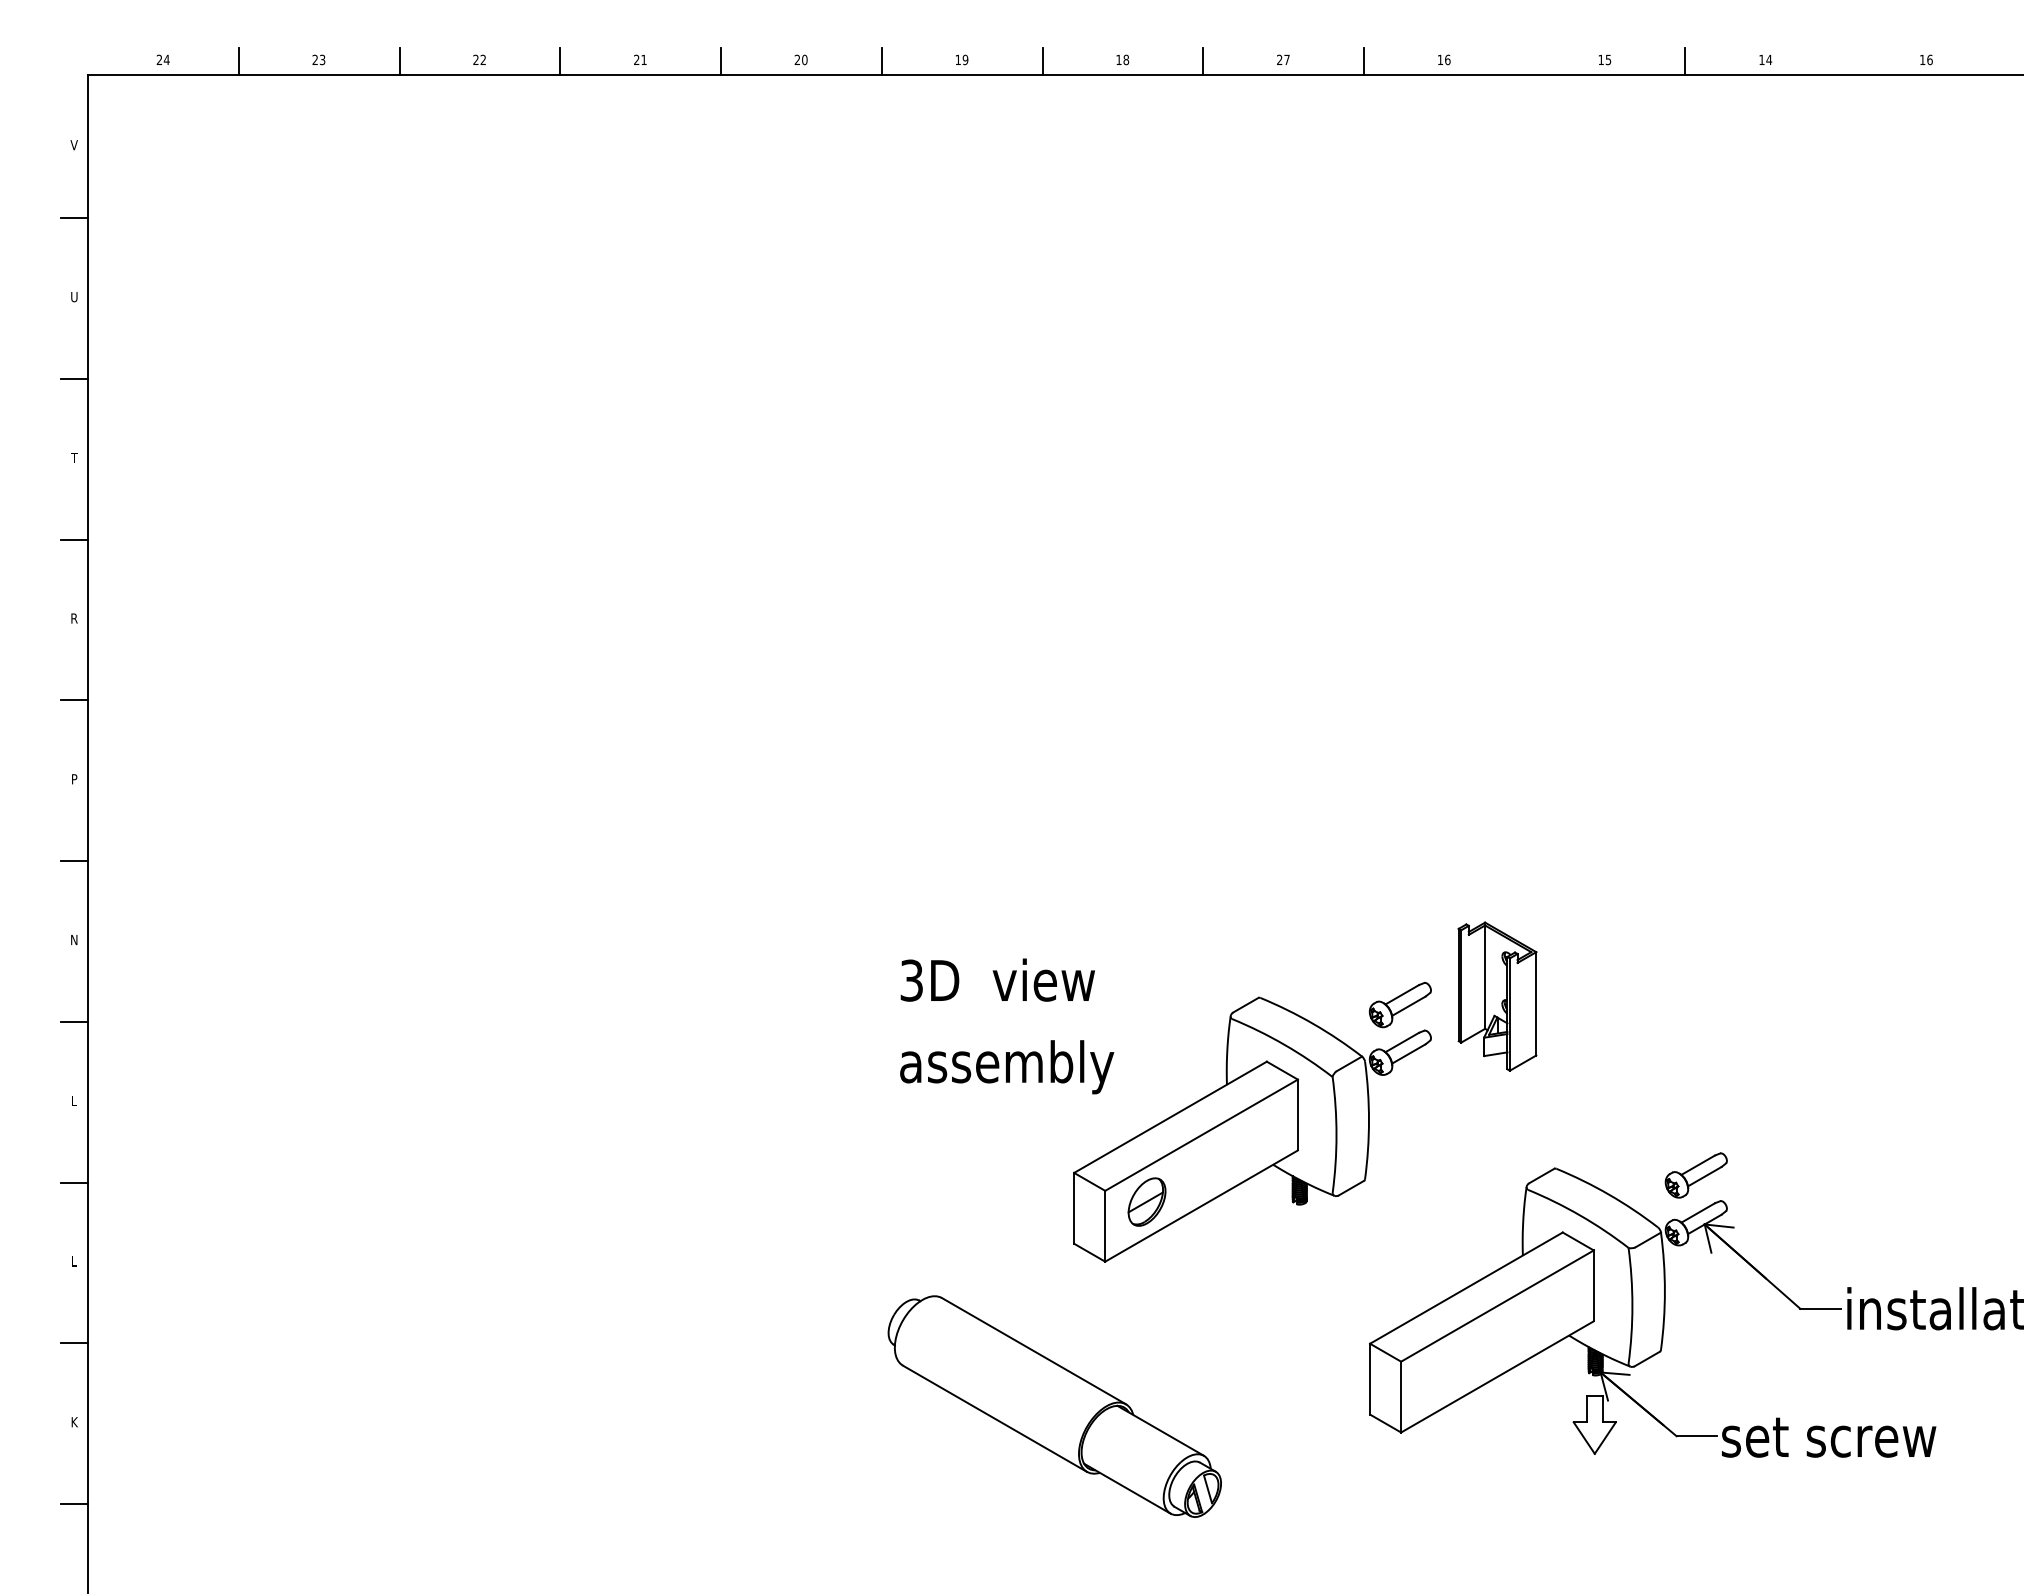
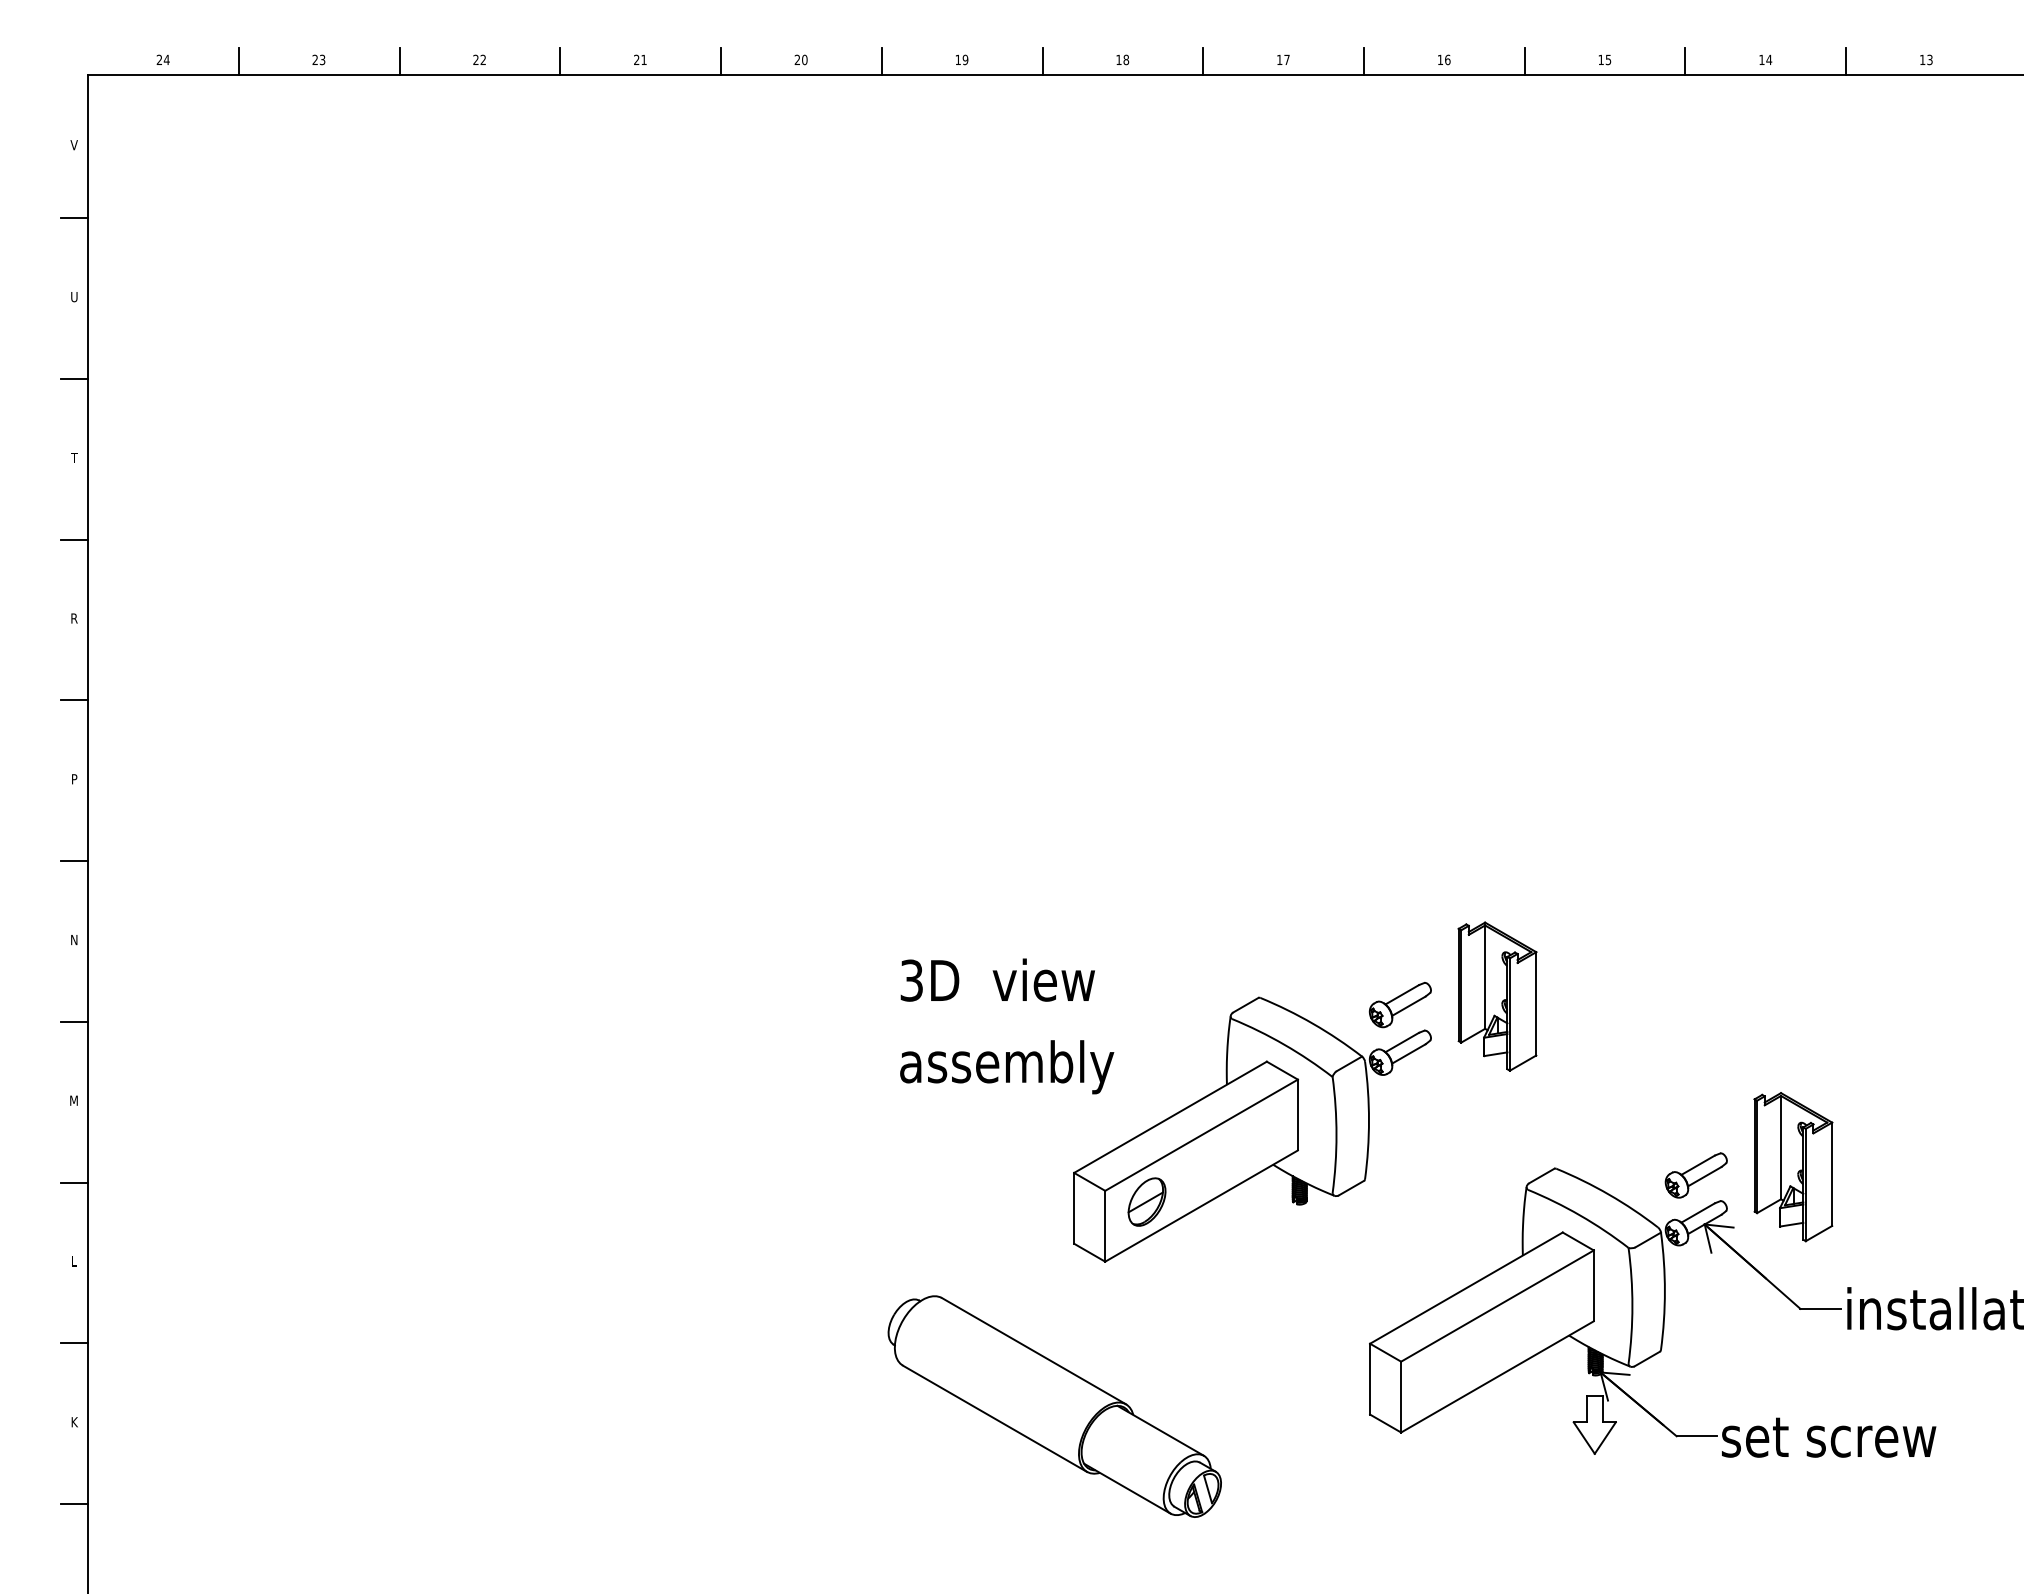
text: 27 -> 17 (1279, 59)
text: 16 -> 13 (1929, 59)
line: none -> present (1524, 61)
line: none -> present (1846, 61)
text: L -> M (73, 1100)
part: none -> present (1793, 1167)
